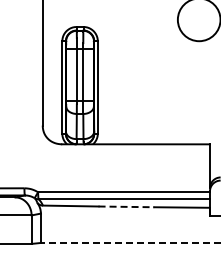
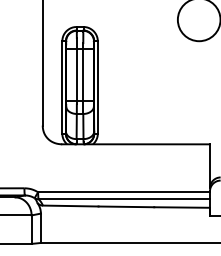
line: dashed -> solid (126, 206)
line: dashed -> solid (130, 242)
